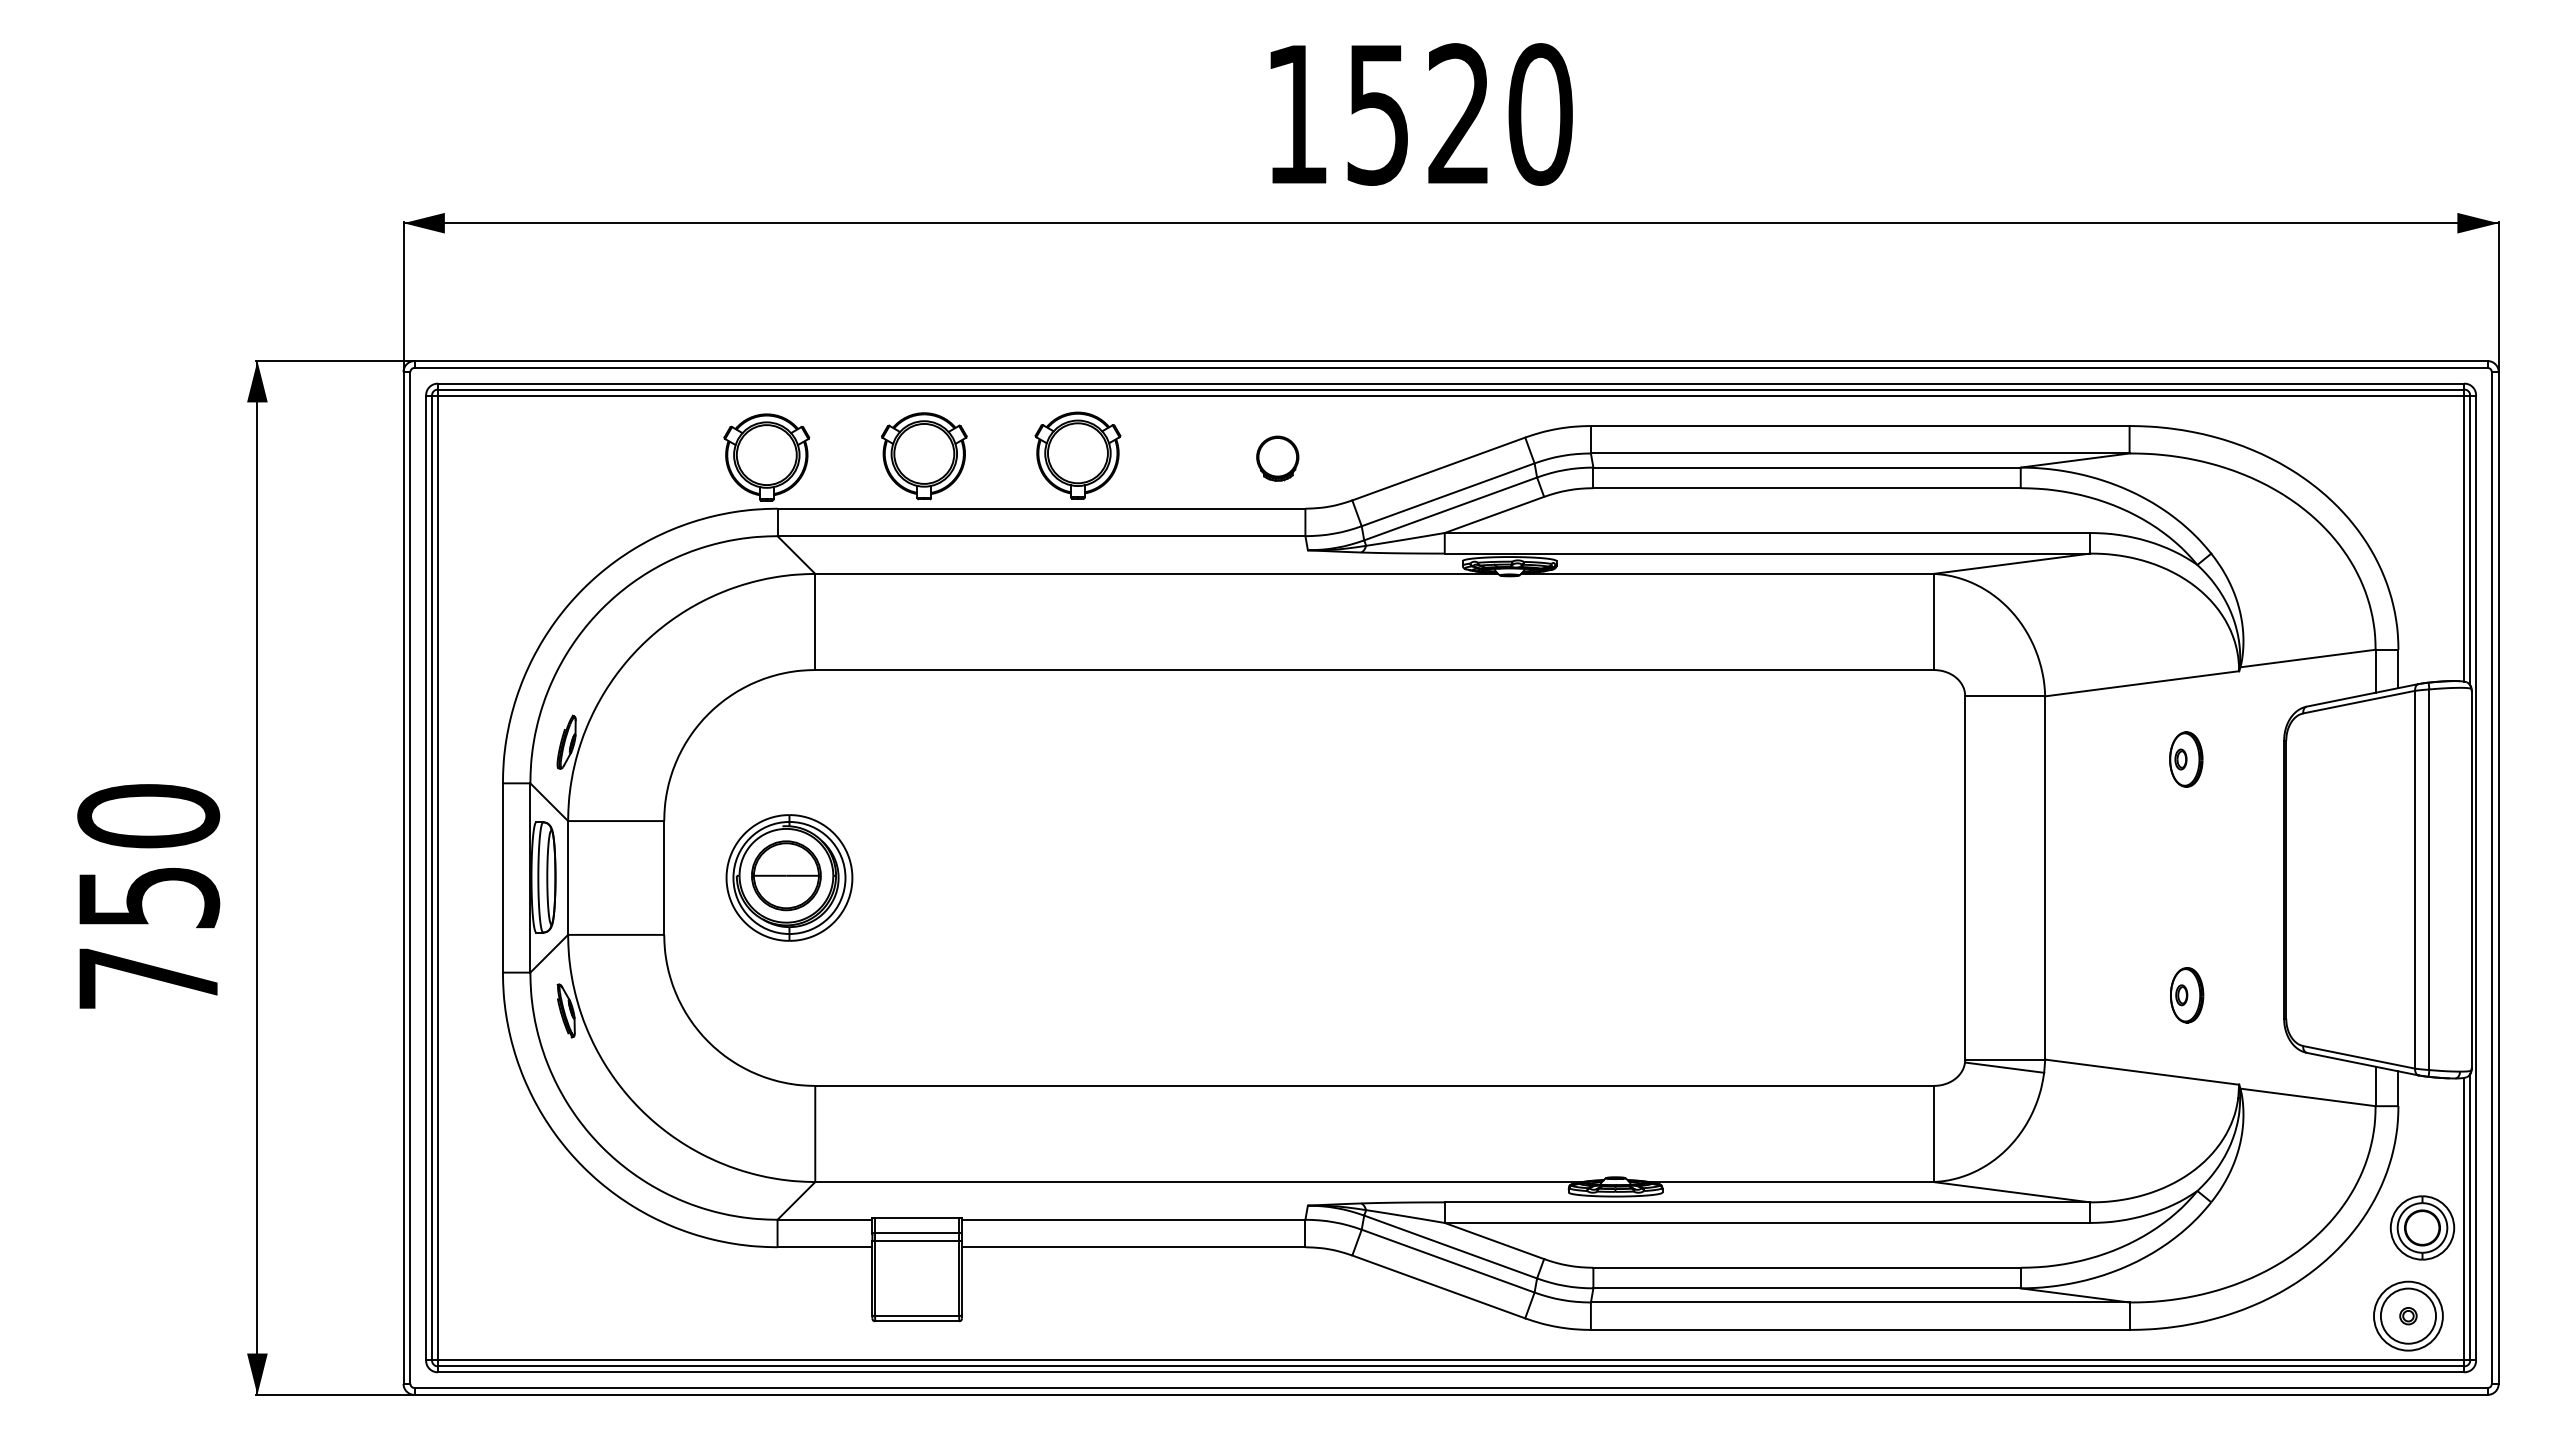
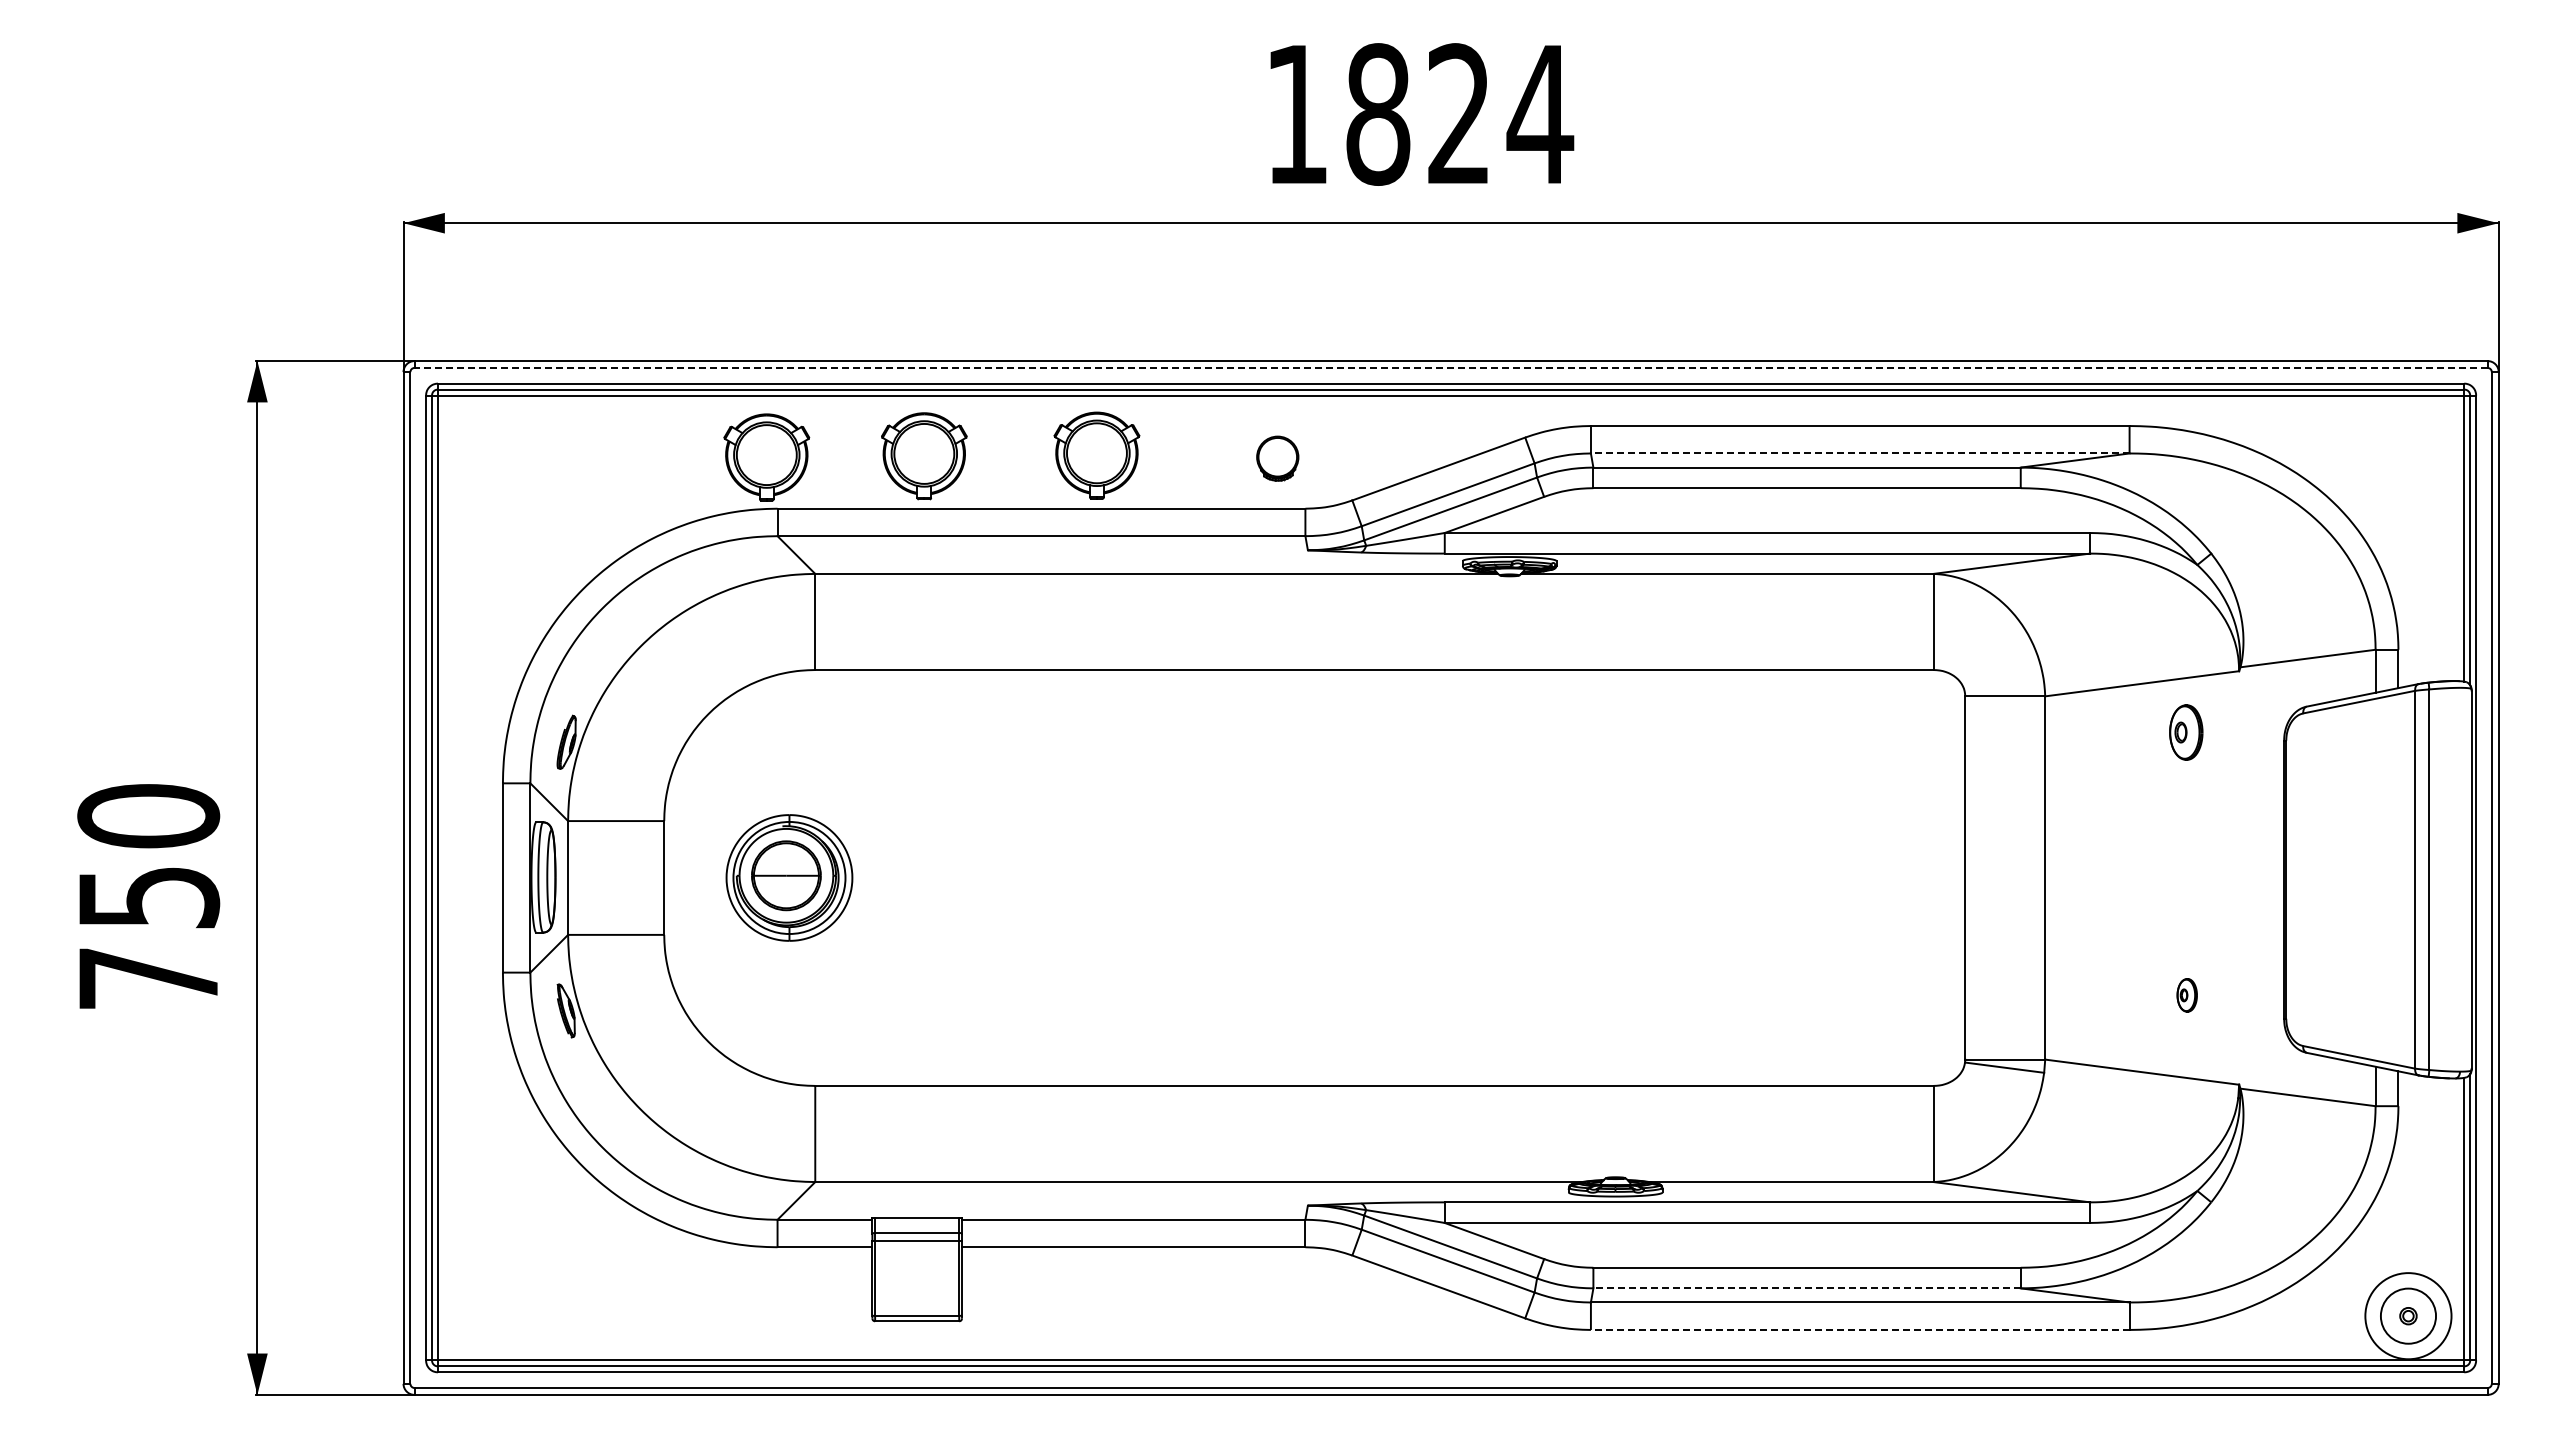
text: 1520 -> 1824 (1460, 114)
line: solid -> dashed (1451, 367)
line: solid -> dashed (1859, 453)
part position: (1077, 455) -> (1096, 455) (1096, 455)
part position: (2186, 759) -> (2186, 732) (2186, 732)
part size: 35x57 px -> 22x35 px (2186, 995)
part: present -> none (2422, 1227)
line: solid -> dashed (1807, 1288)
circle diameter: 69 px -> 86 px (2408, 1316)
line: solid -> dashed (1859, 1329)
